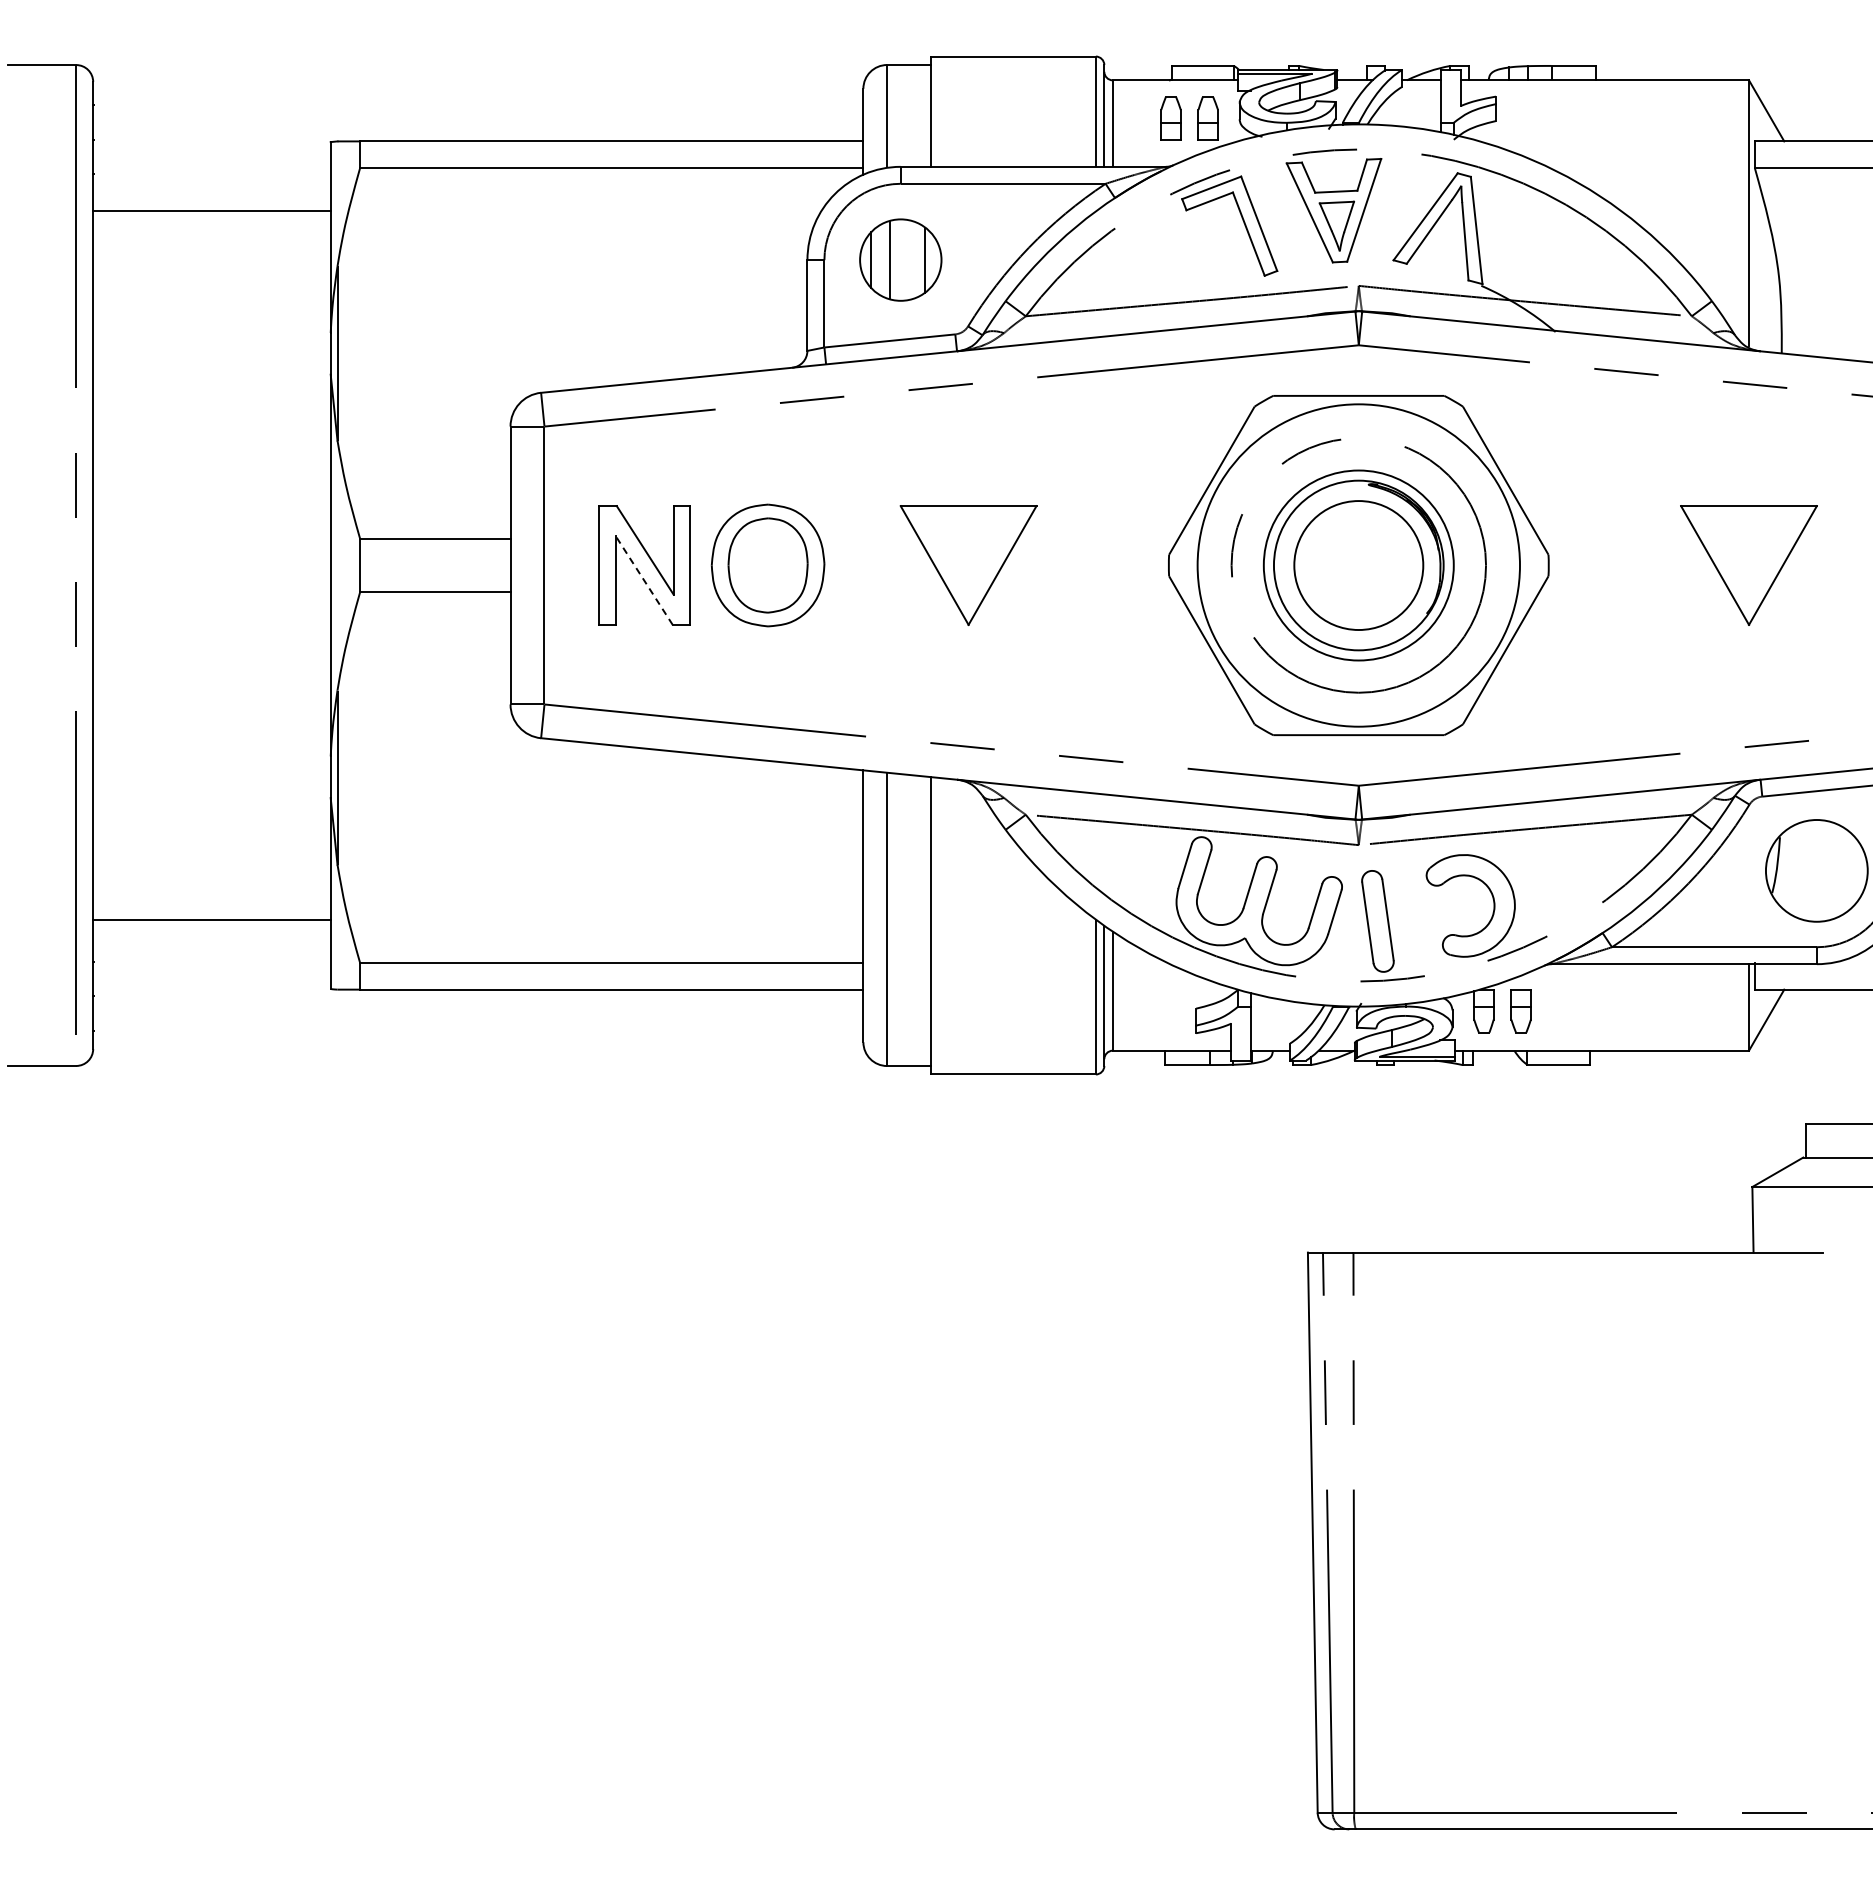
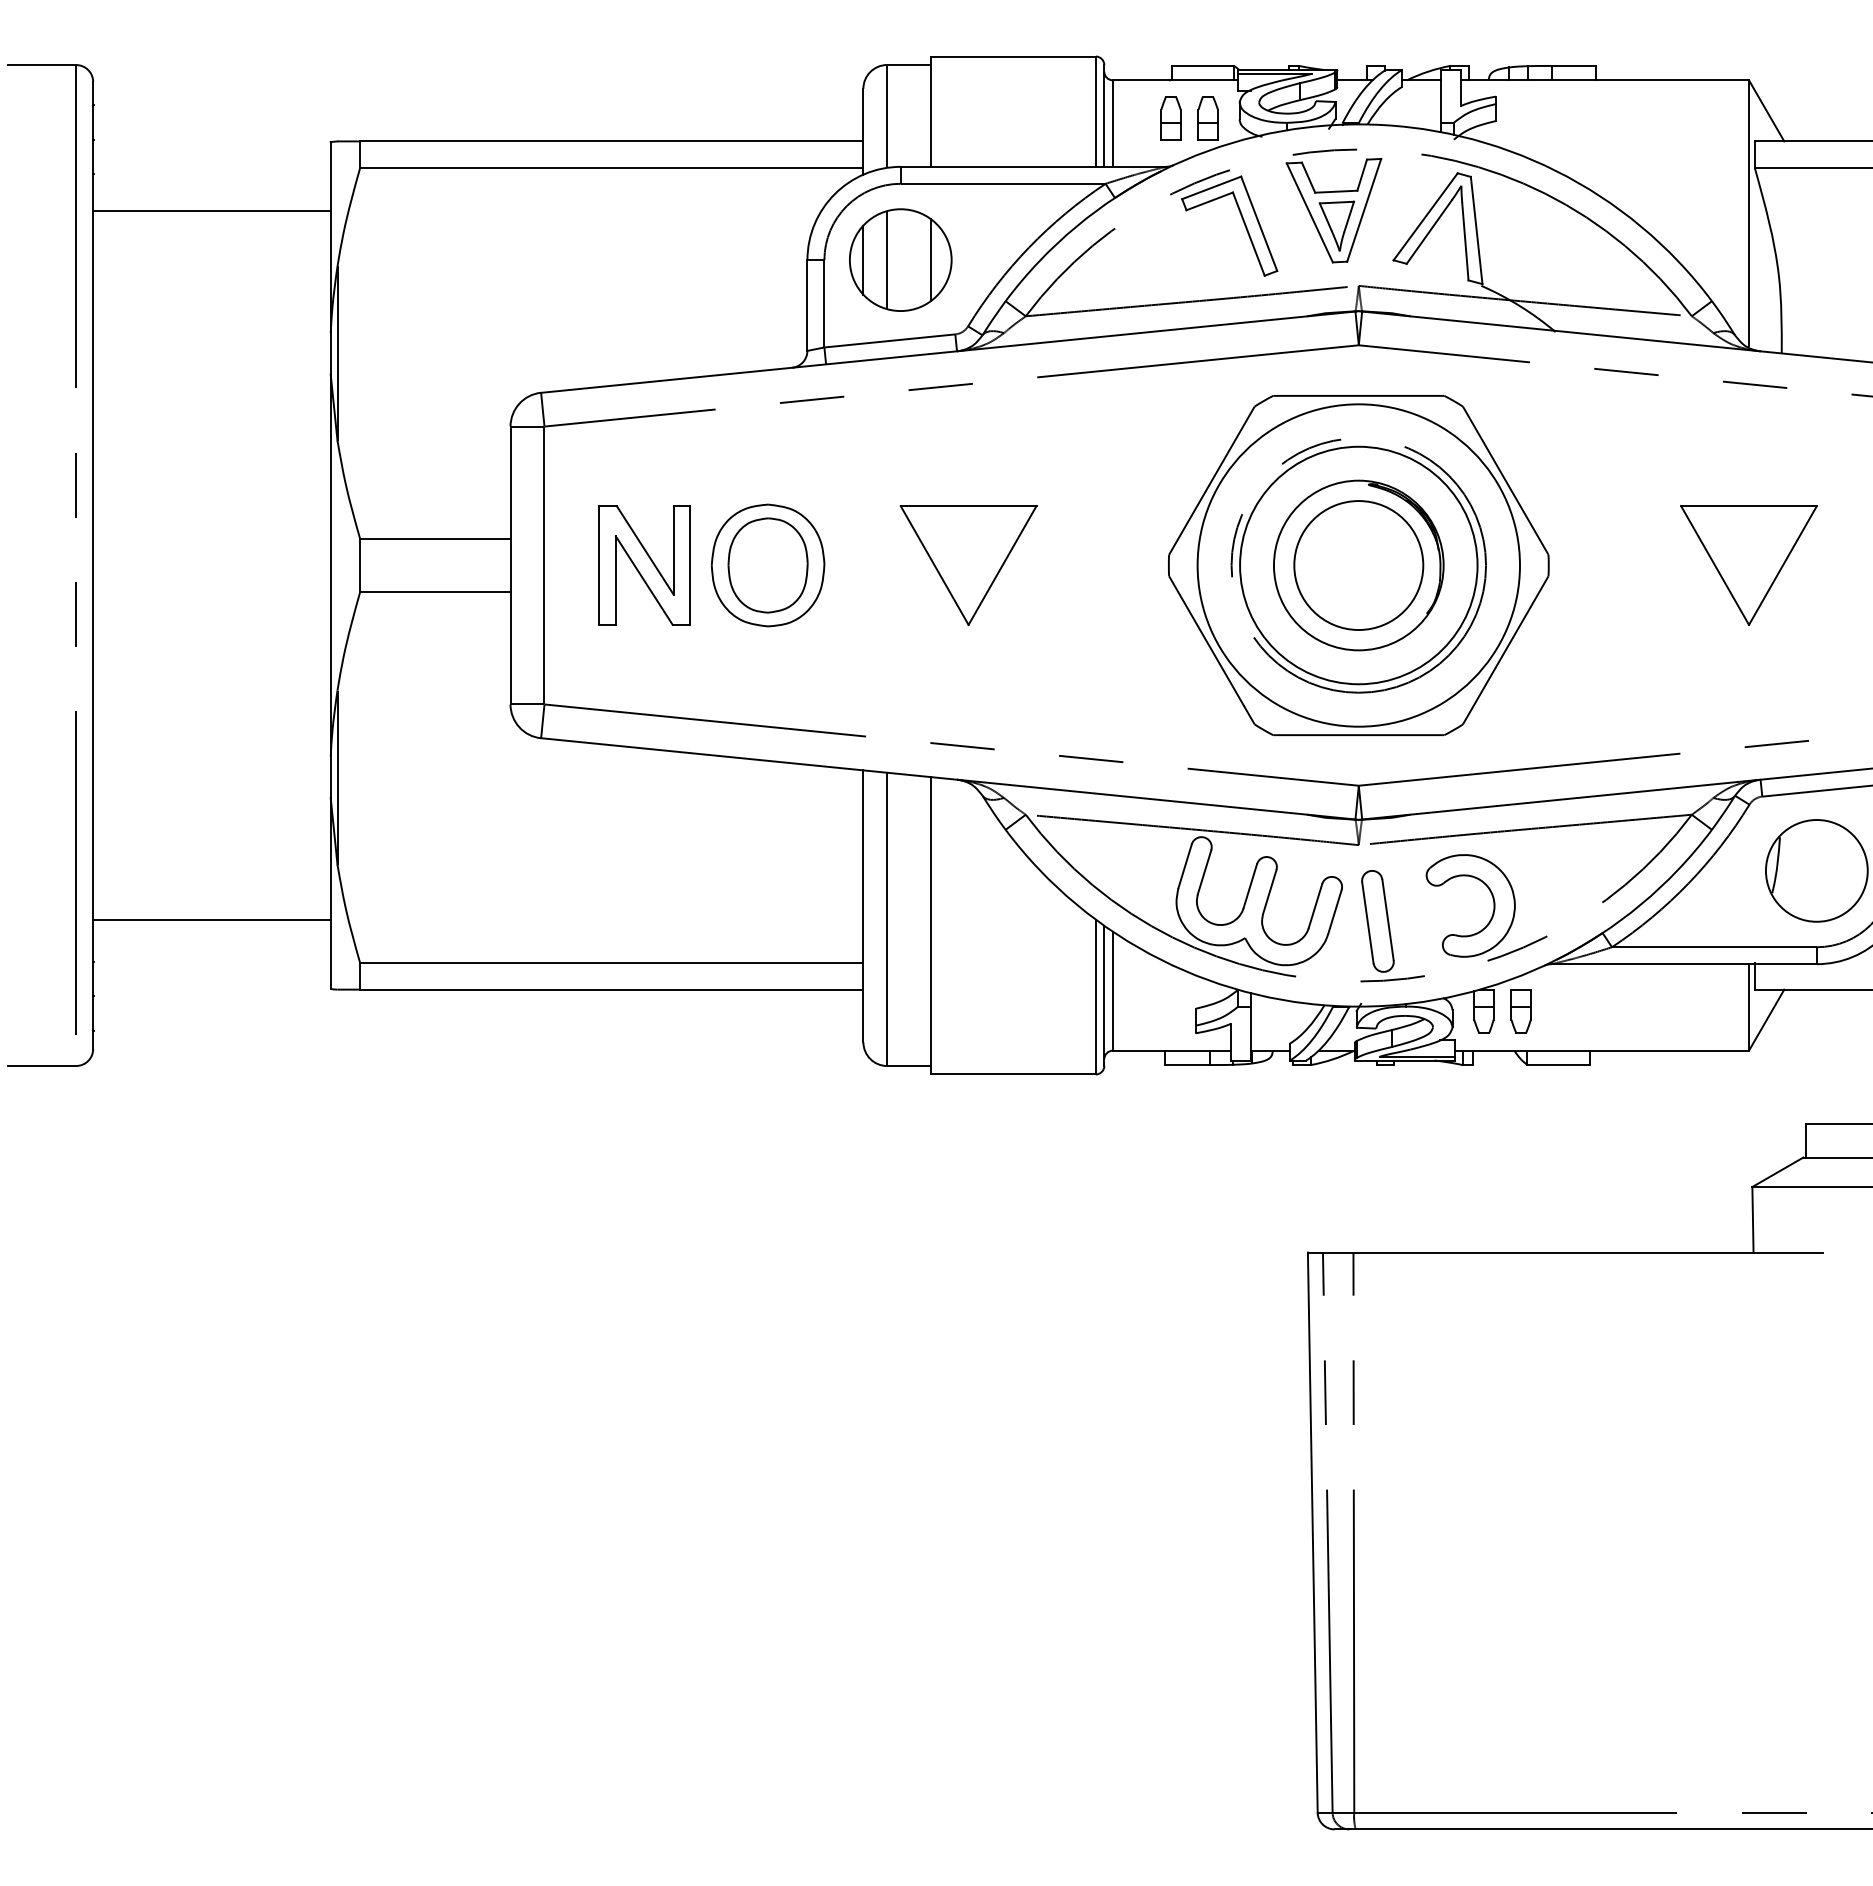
part size: 84x84 px -> 104x104 px (900, 259)
circle diameter: 190 px -> 237 px (1358, 565)
line: dashed -> solid (644, 580)
